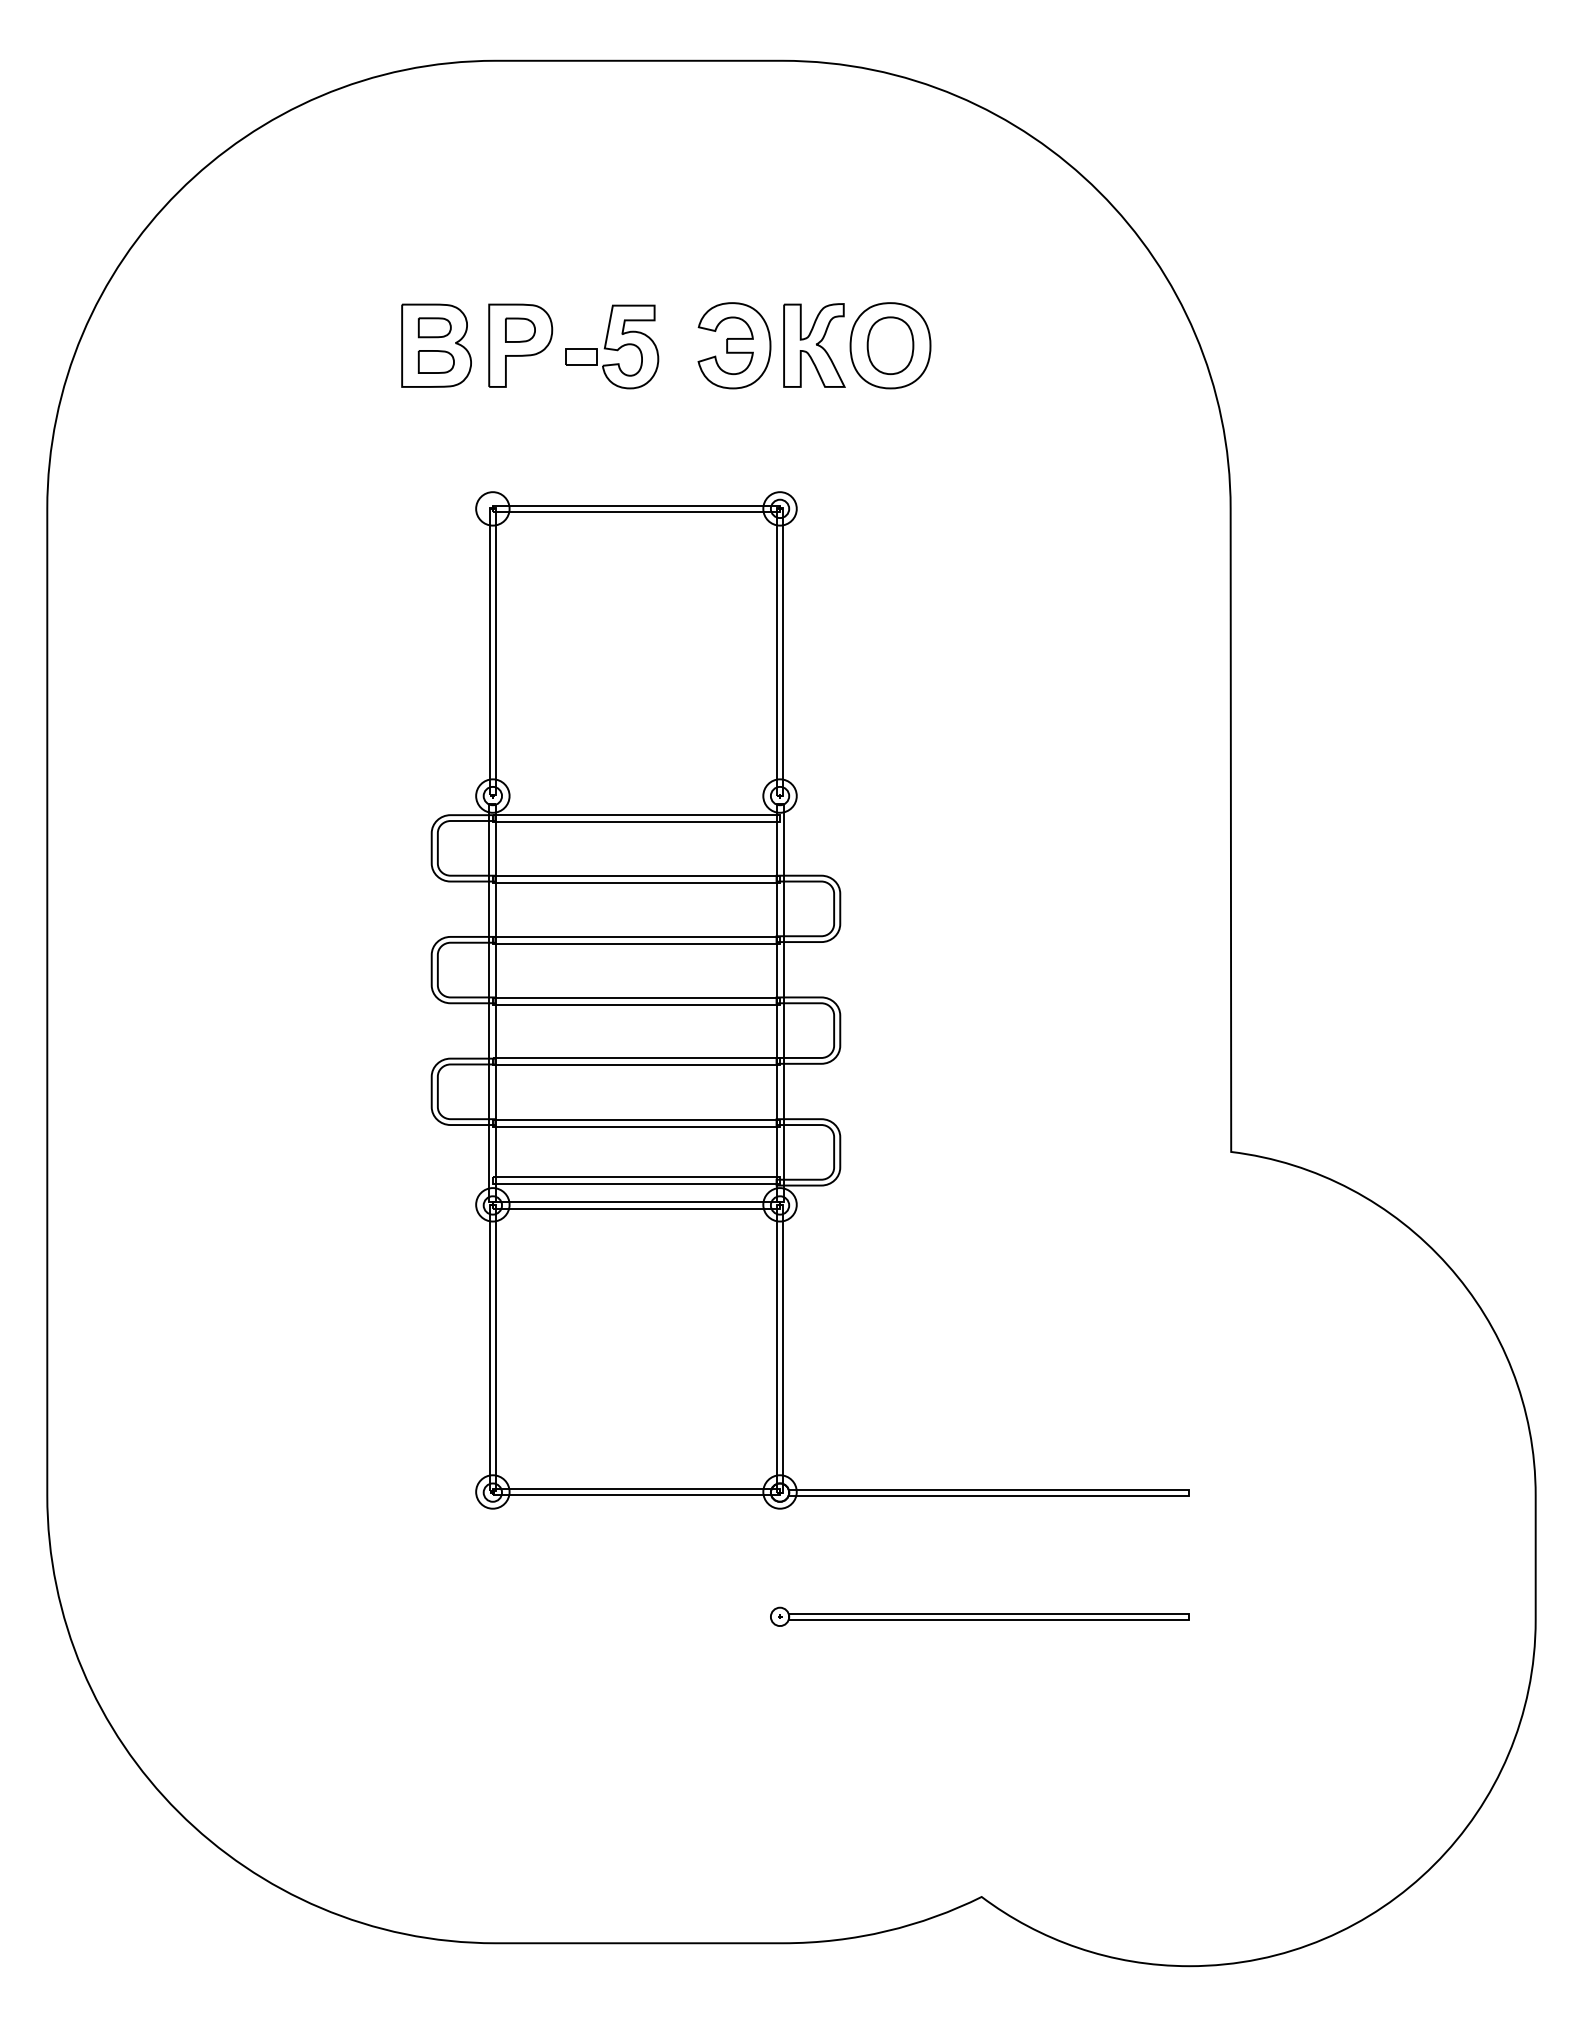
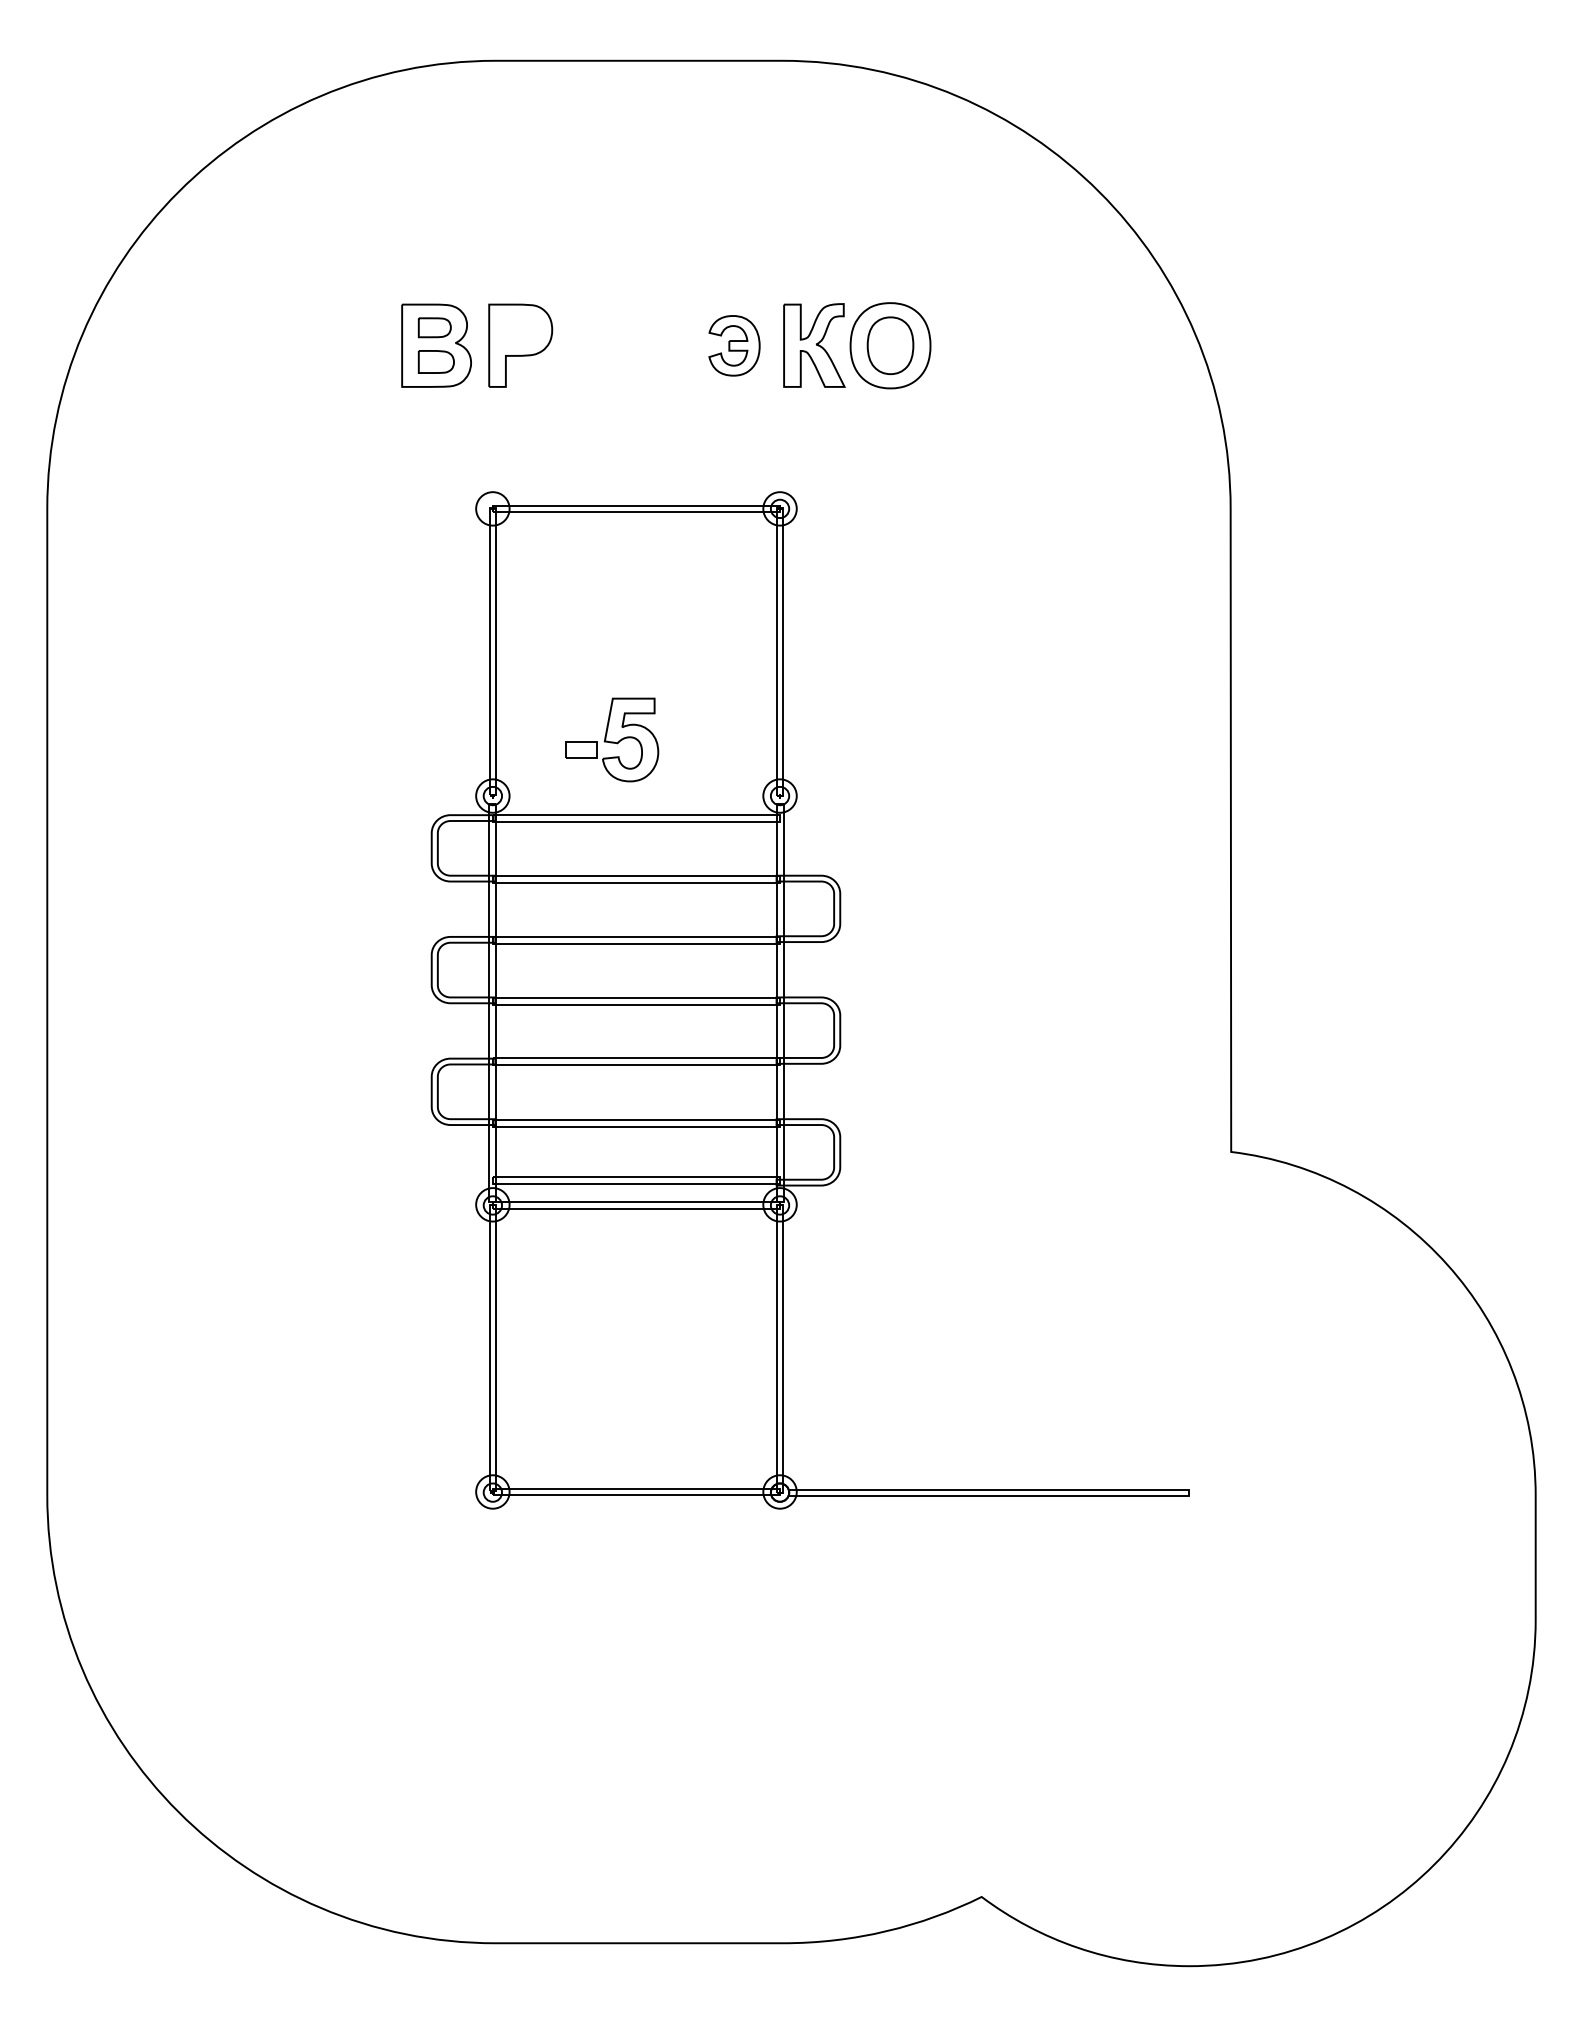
part: present -> none (520, 329)
part size: 75x88 px -> 53x62 px (734, 345)
part position: (612, 346) -> (612, 739) (612, 739)
part: present -> none (979, 1616)
